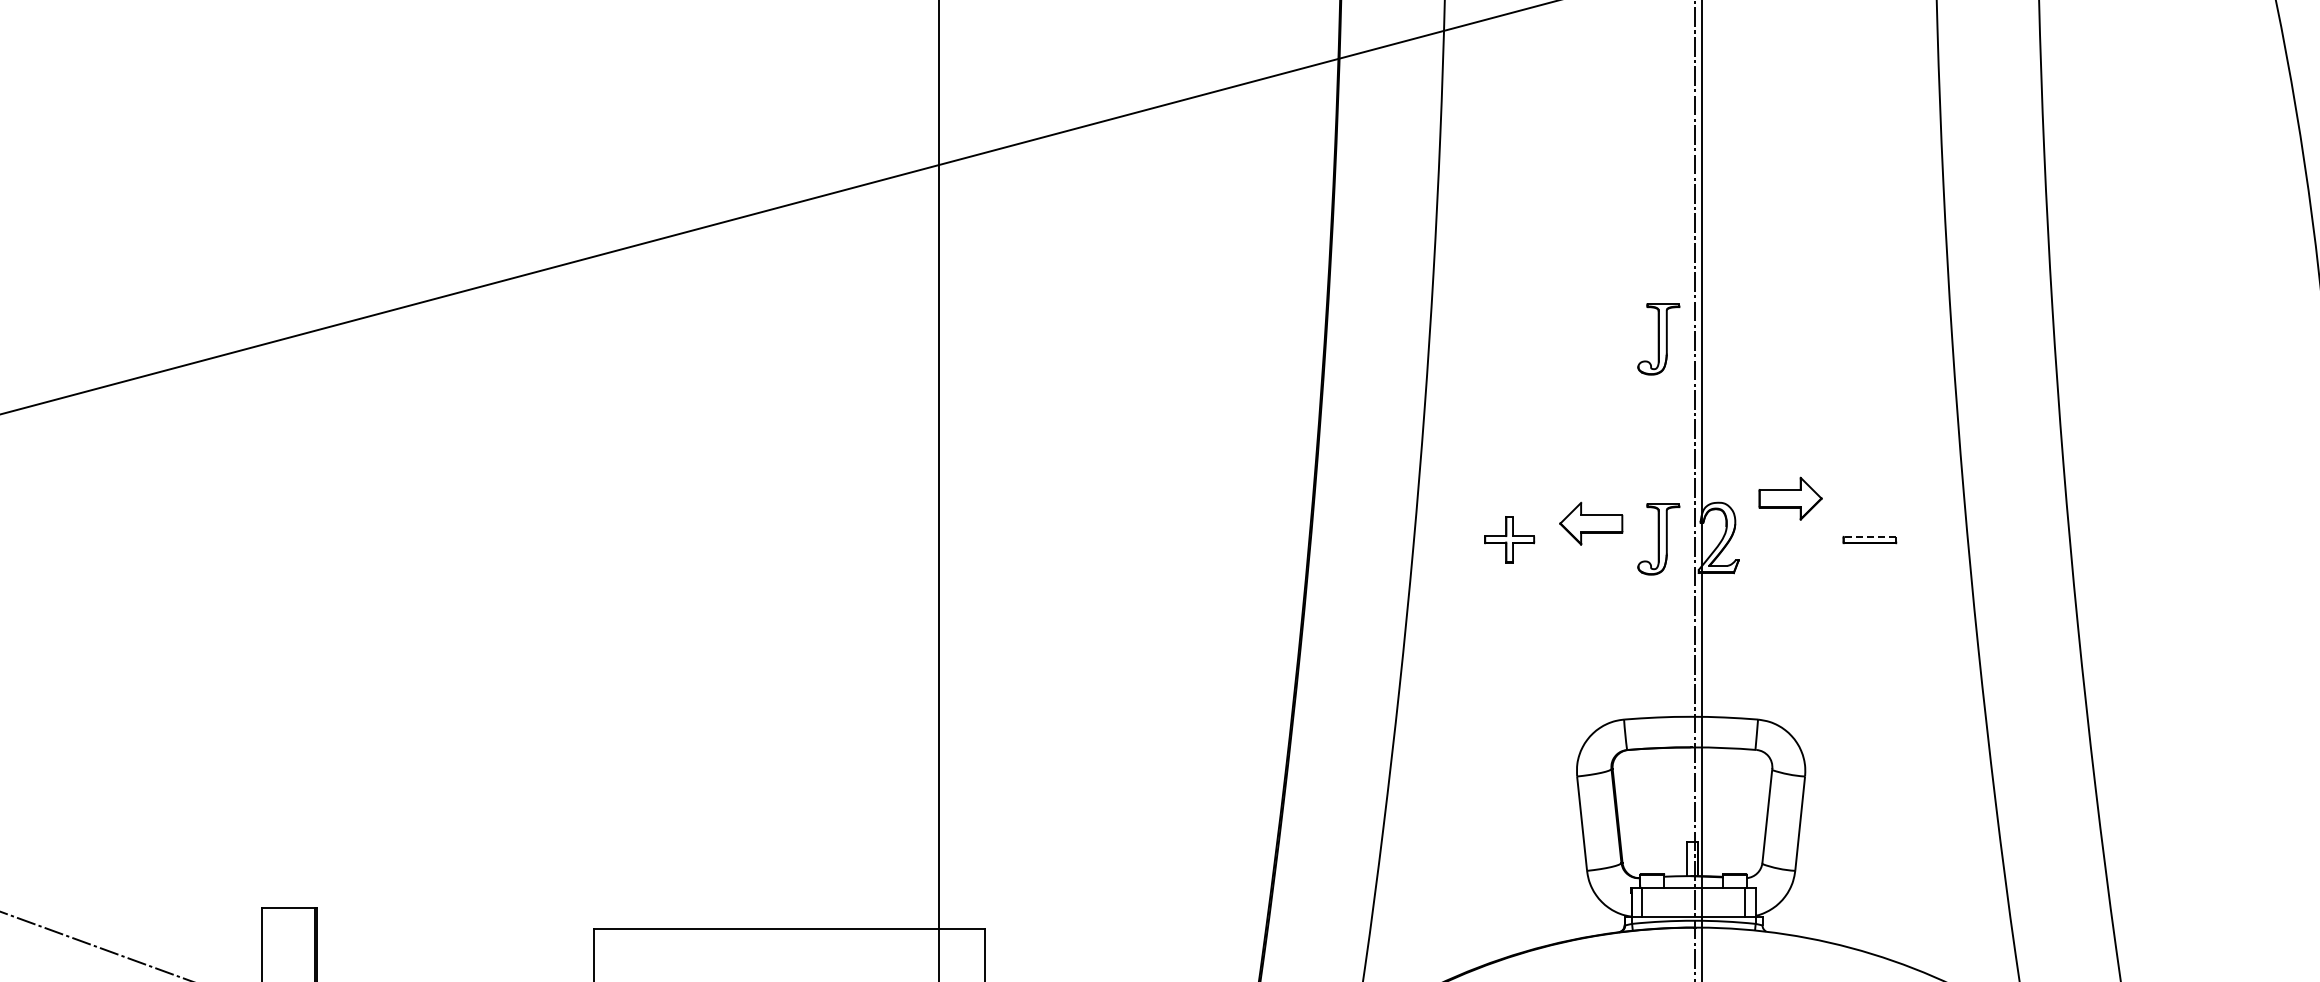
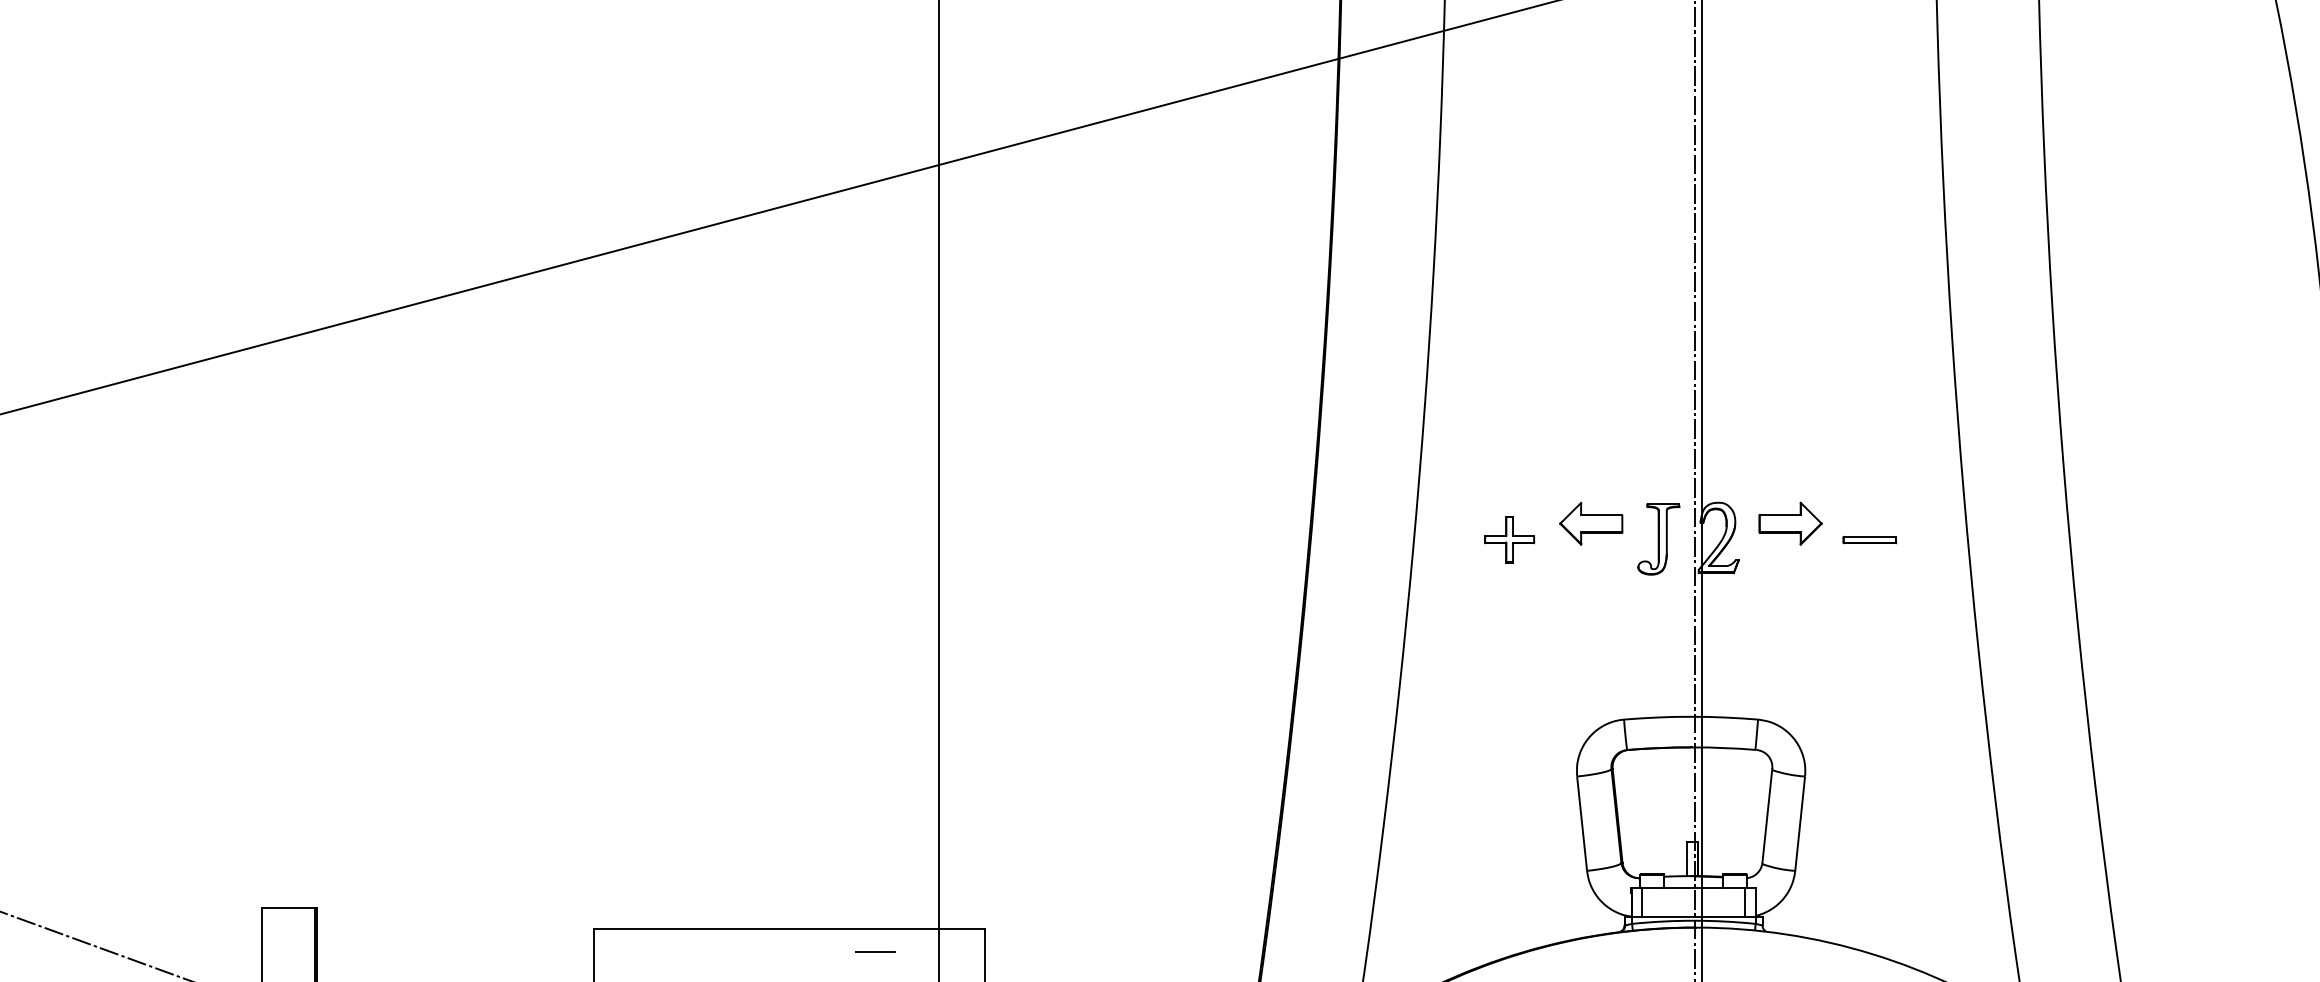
part: present -> none (1658, 339)
part position: (1790, 498) -> (1790, 523) (1790, 523)
line: dashed -> solid (1869, 536)
line: none -> present (874, 952)
